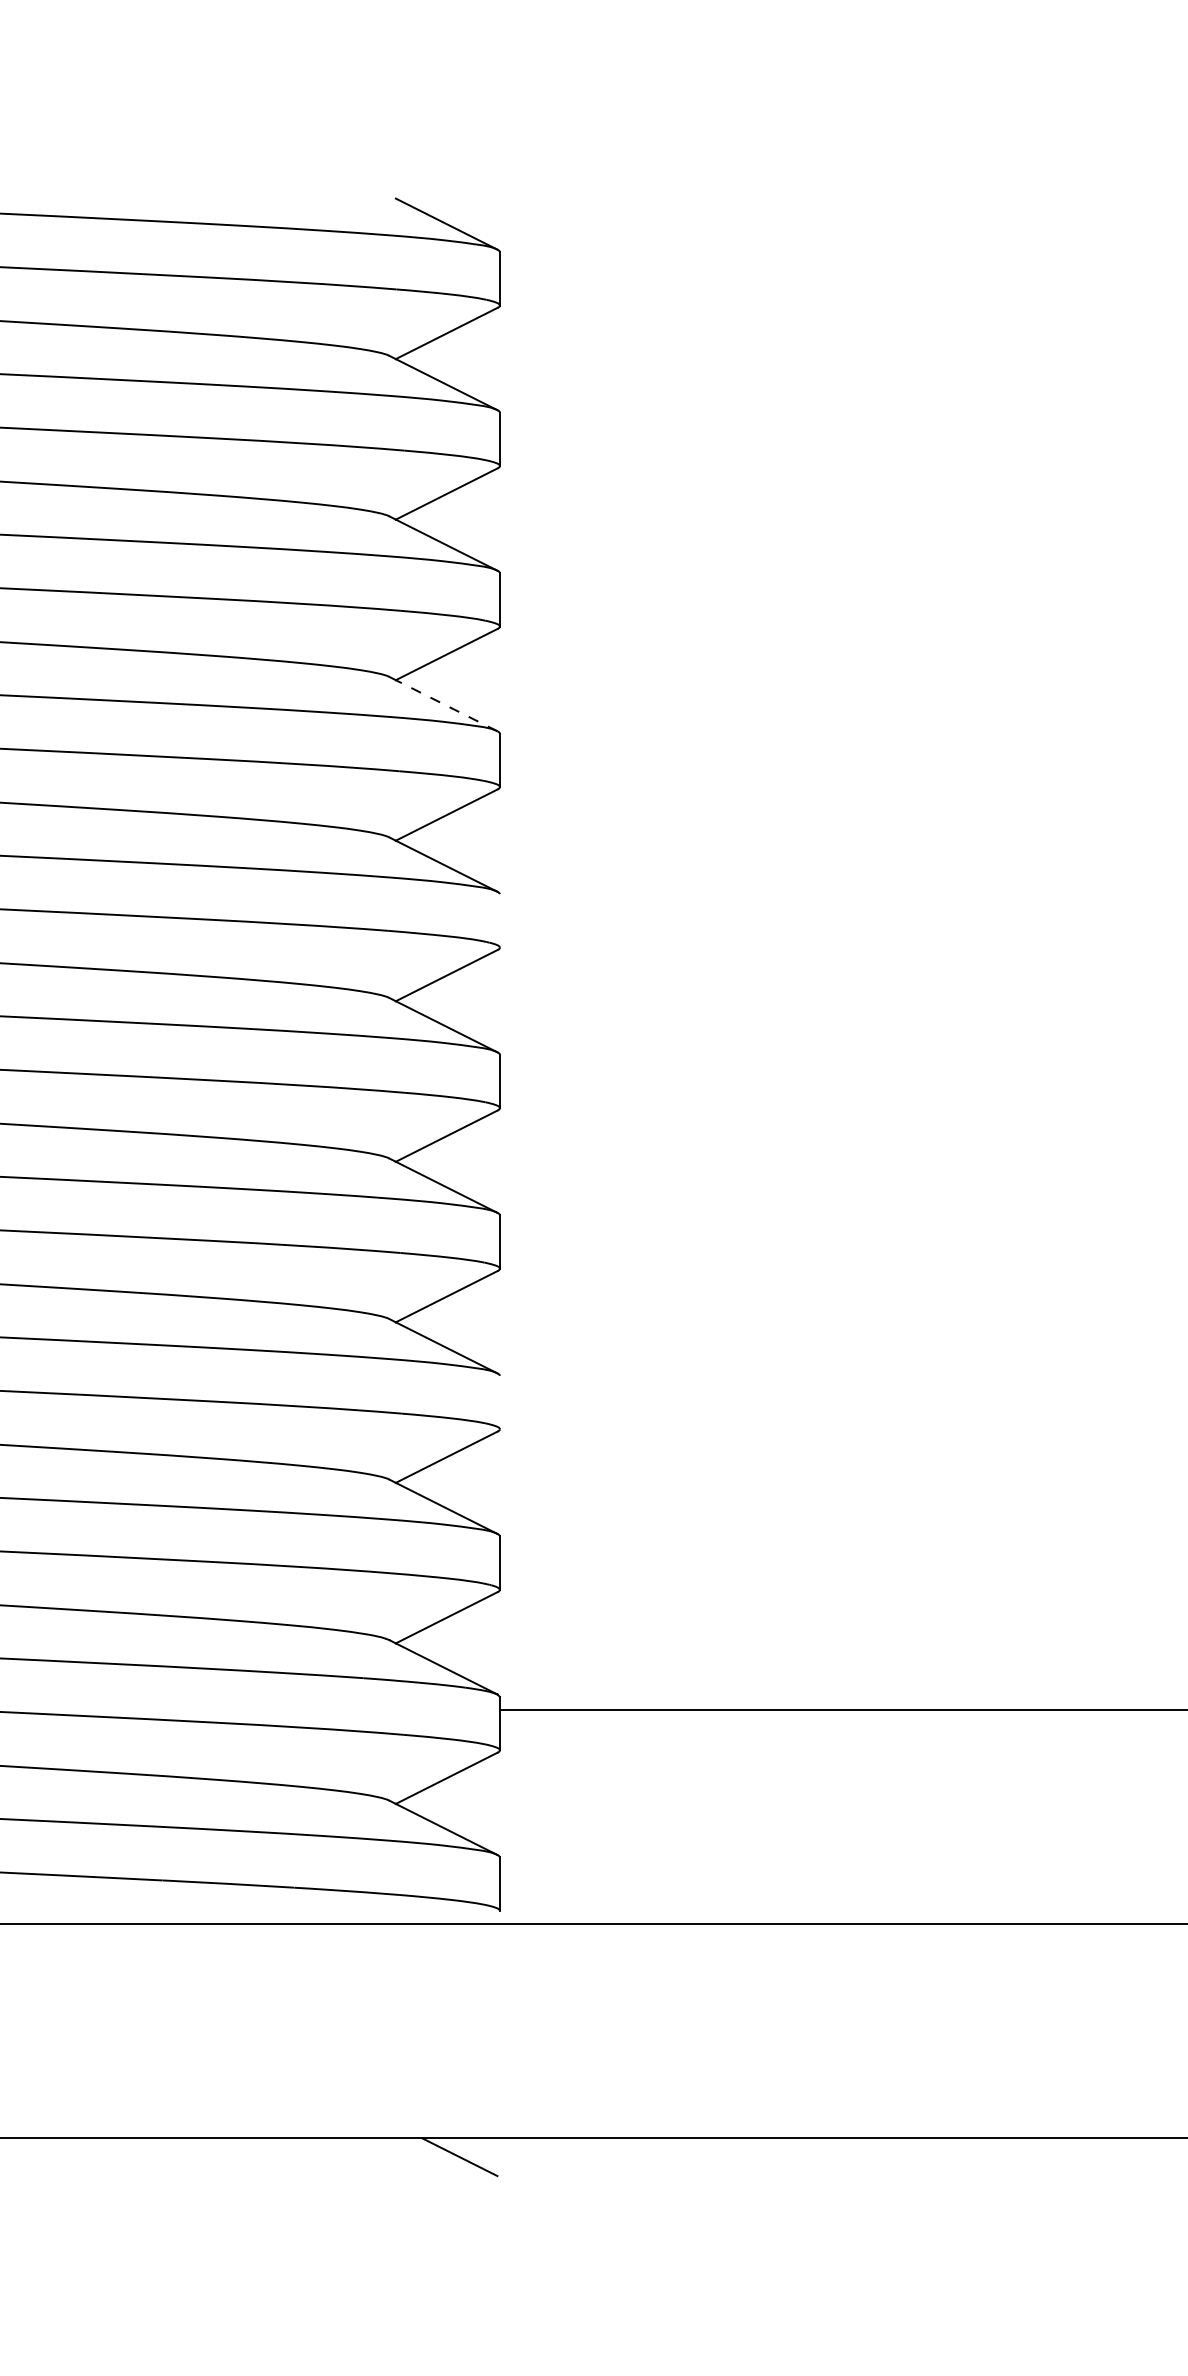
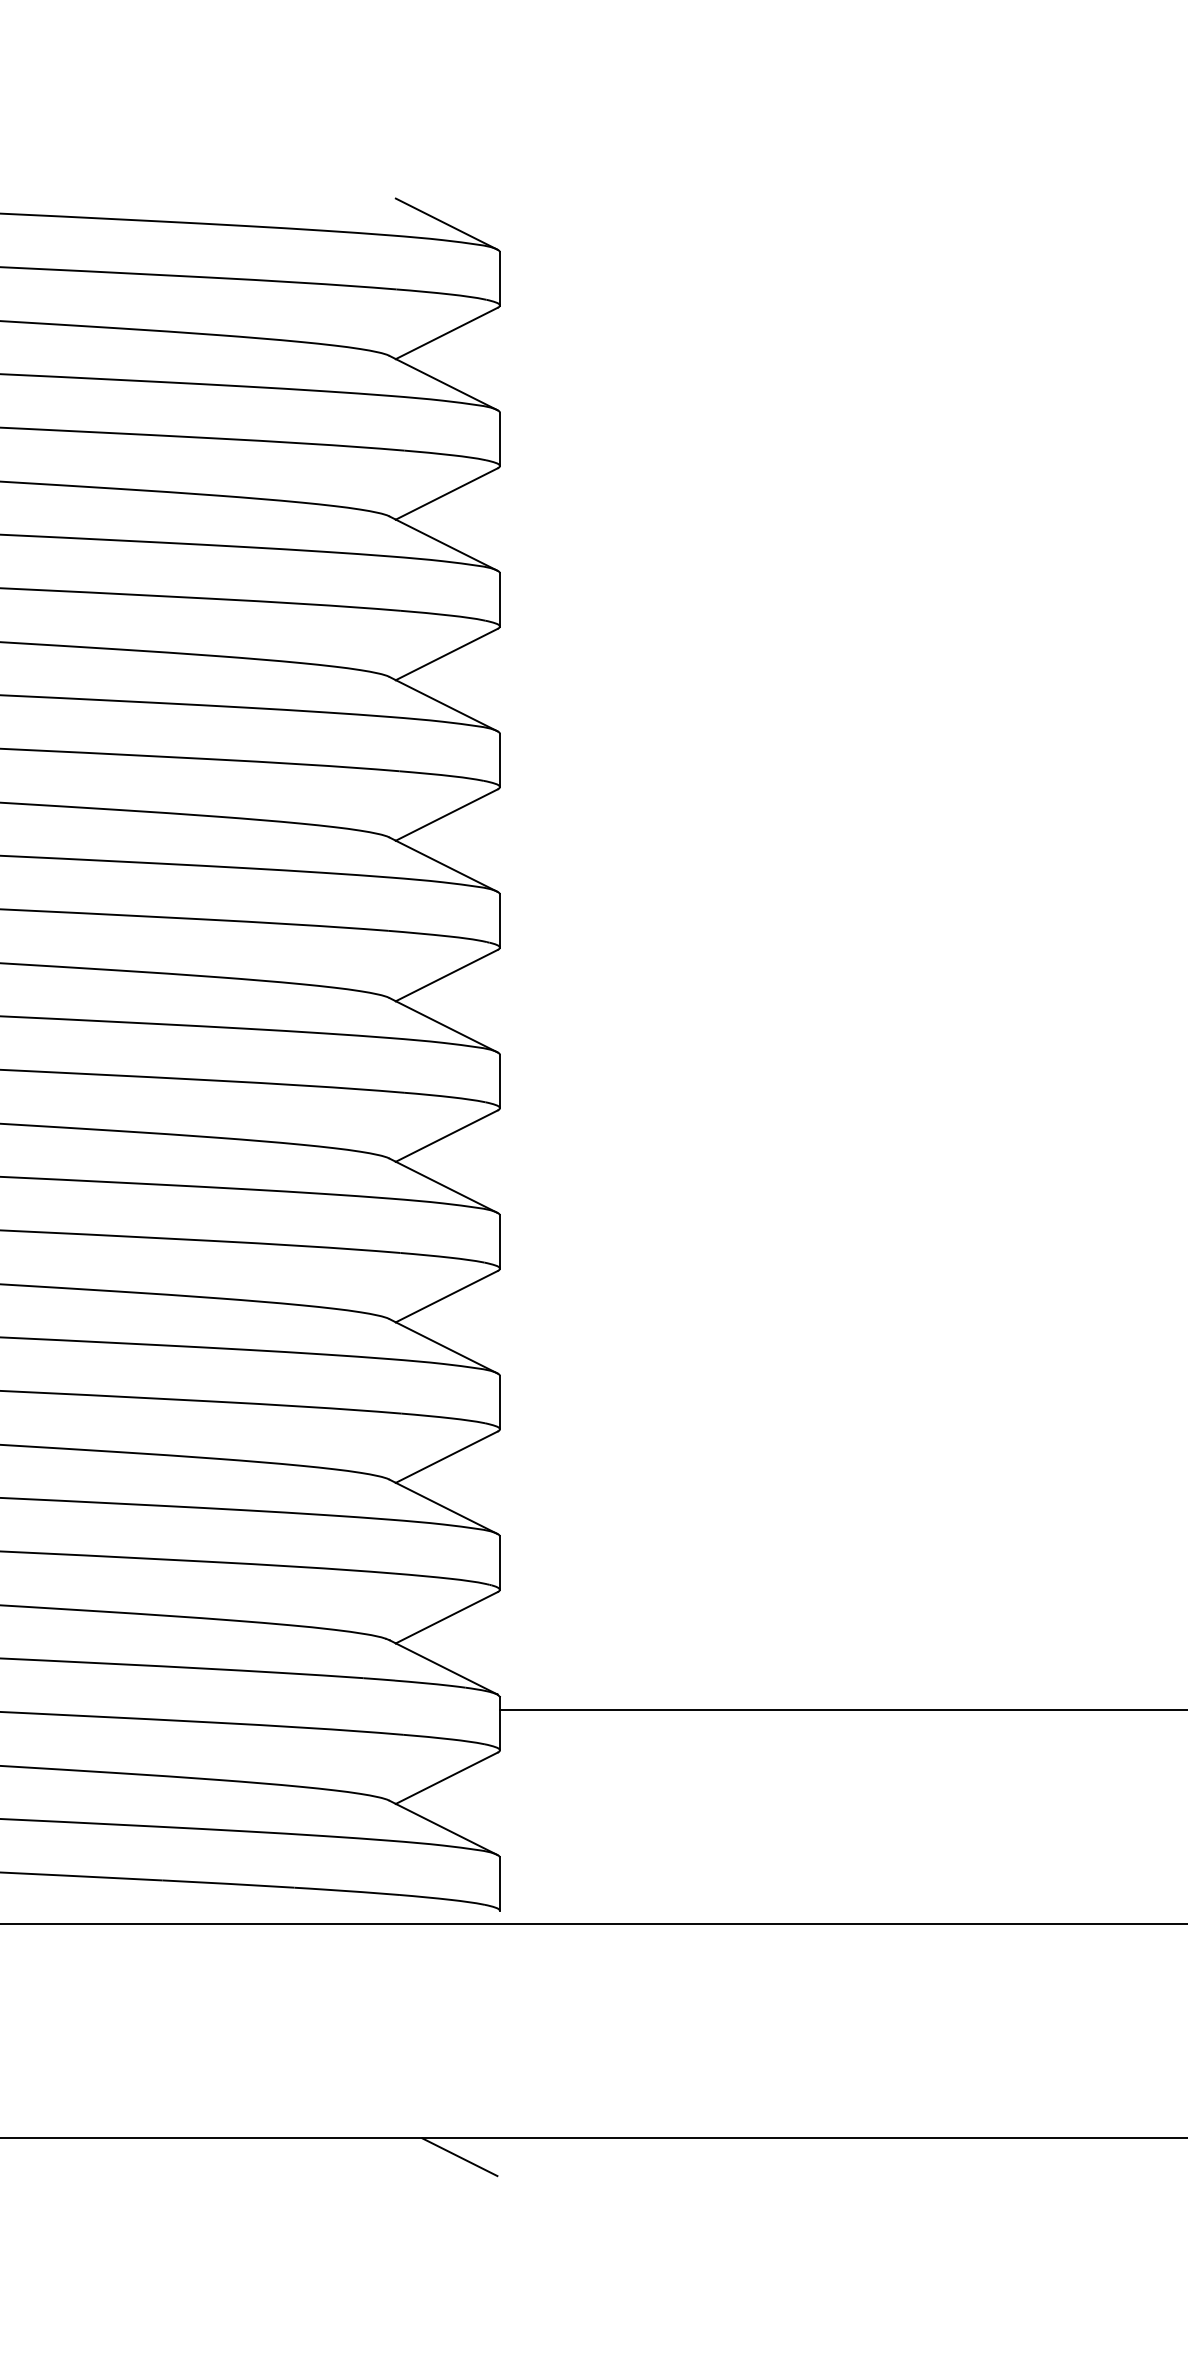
line: dashed -> solid (446, 705)
line: none -> present (499, 920)
line: none -> present (499, 1402)
